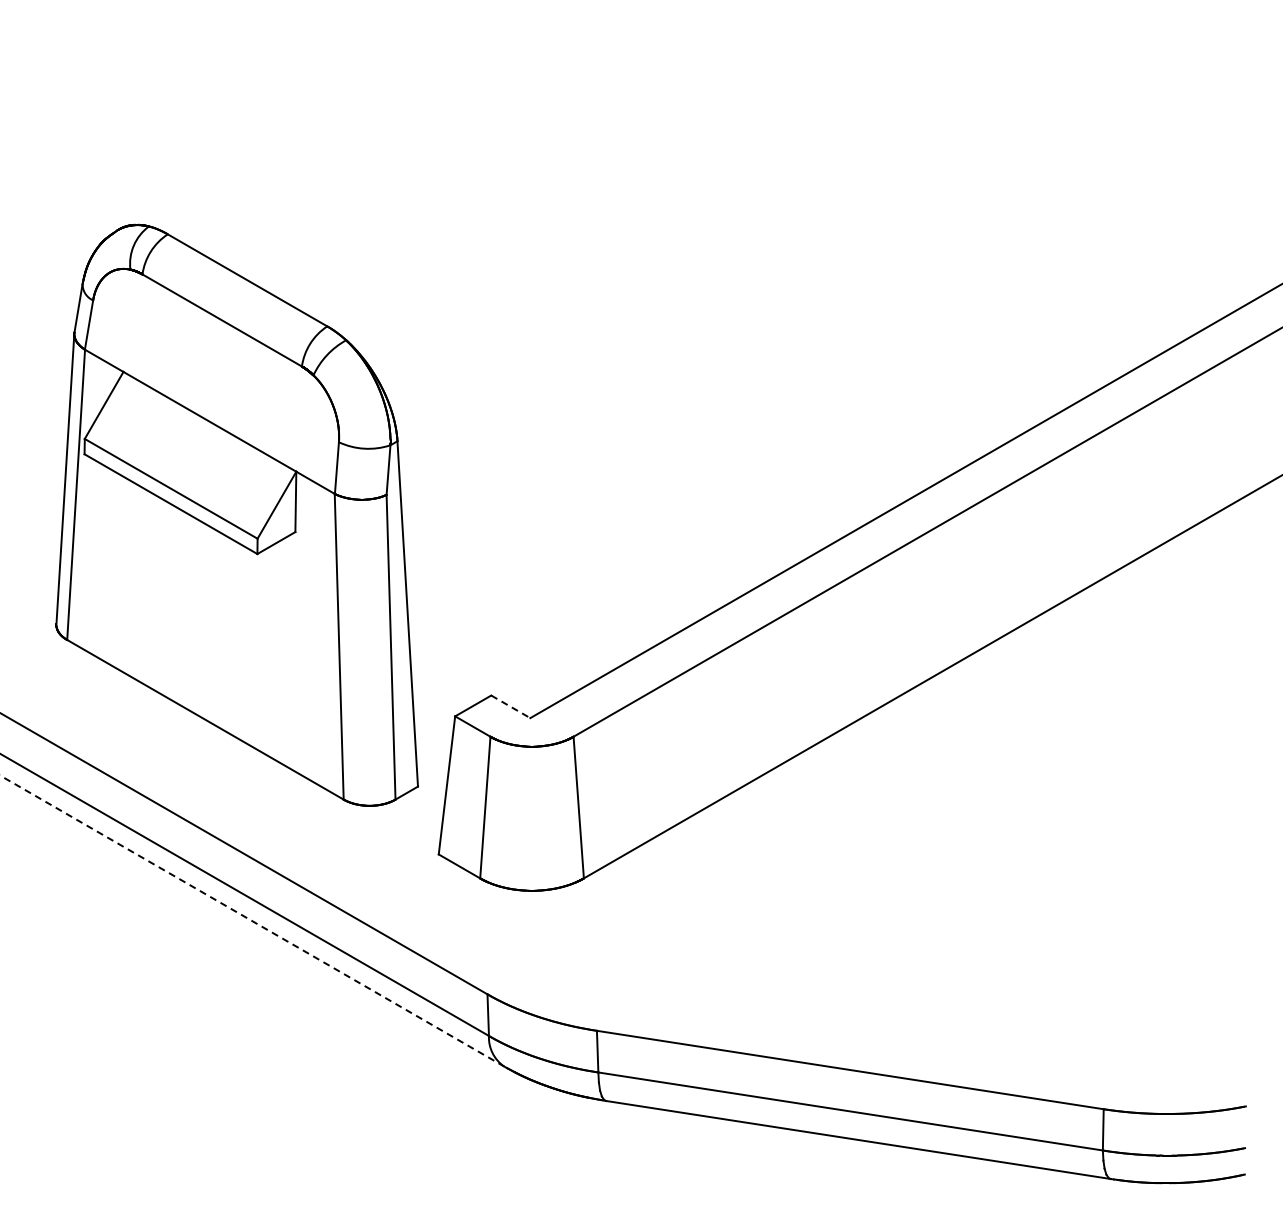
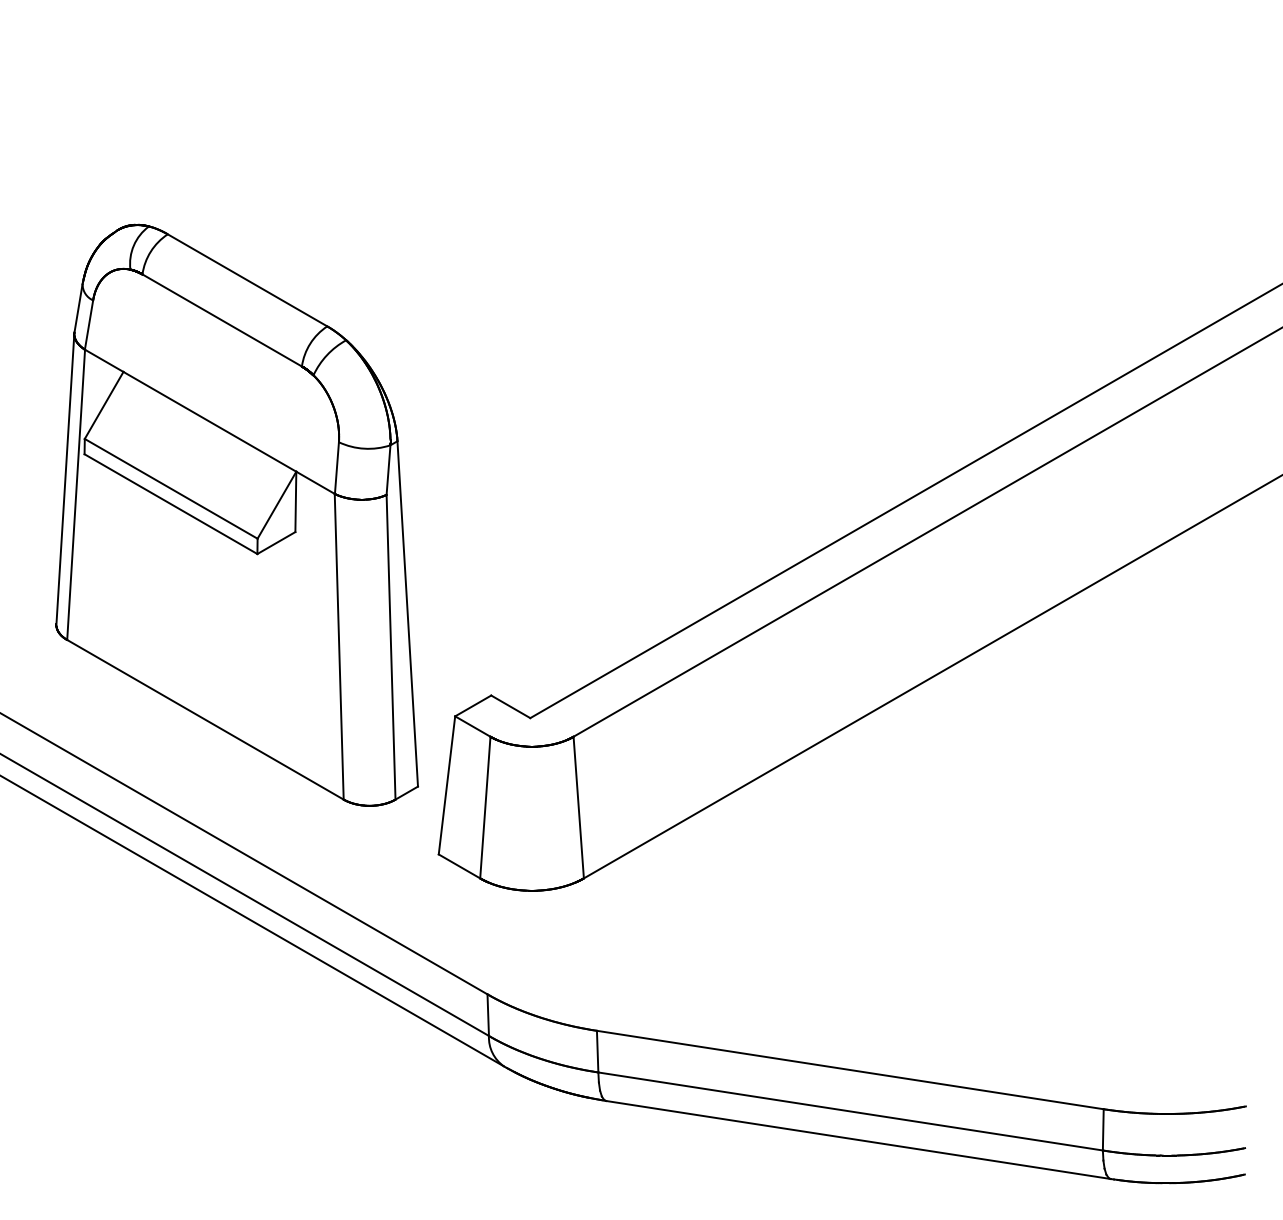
line: dashed -> solid (510, 706)
line: dashed -> solid (252, 920)
